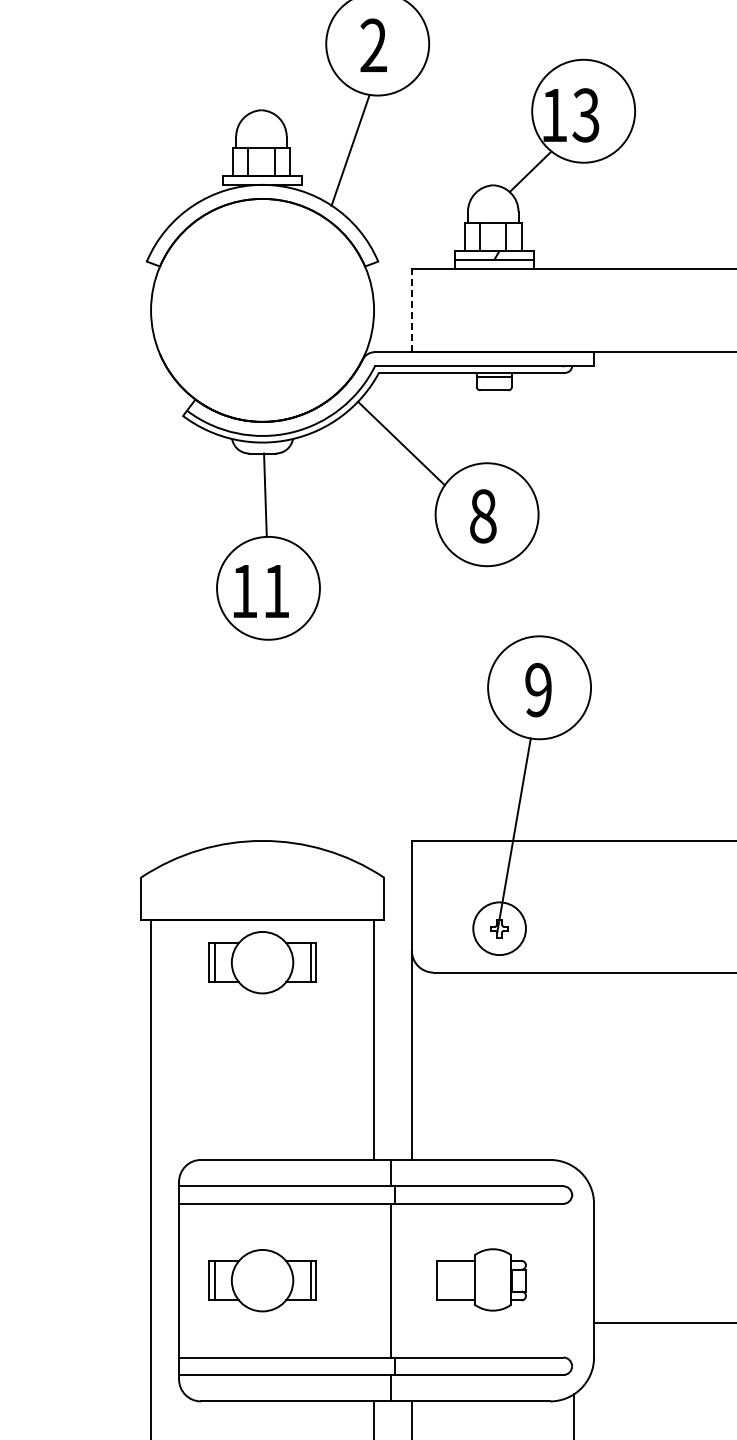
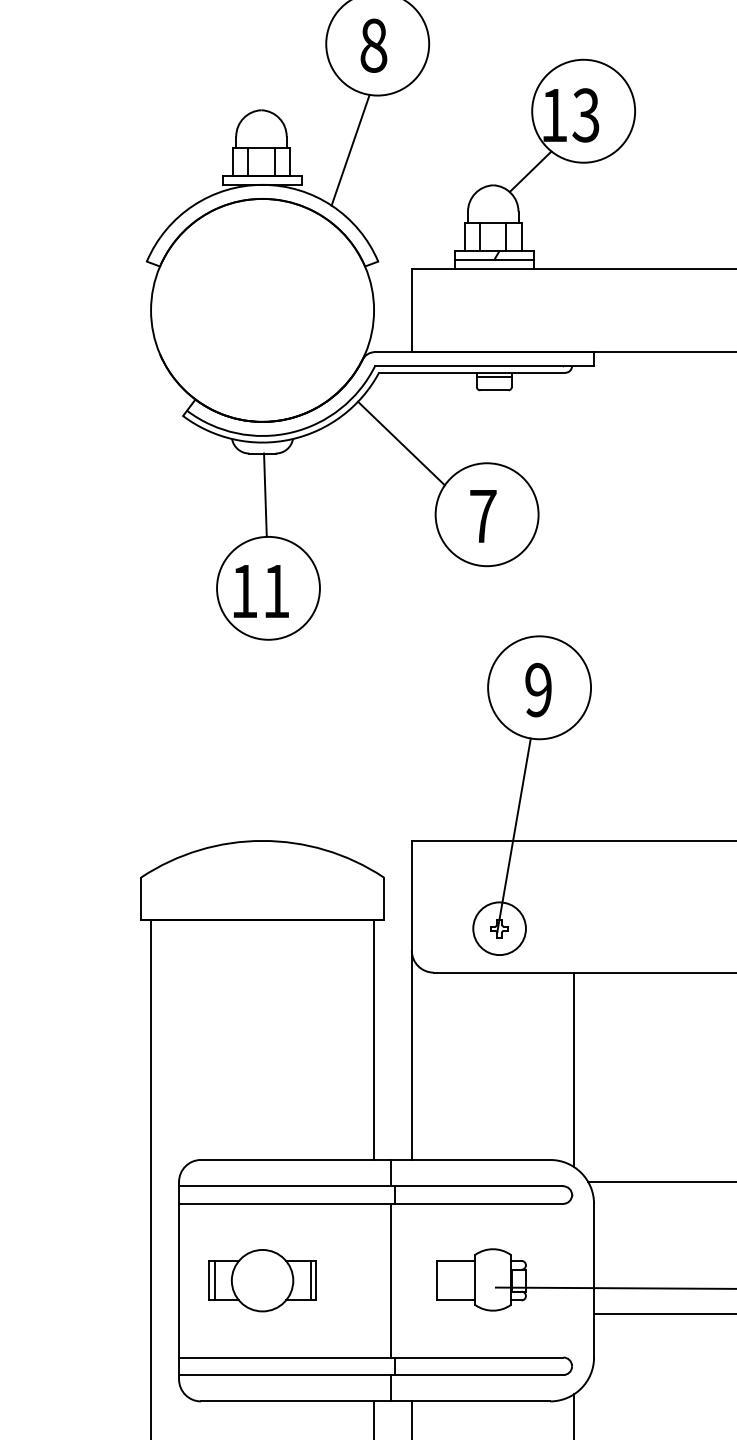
text: 2 -> 8 (373, 45)
line: dashed -> solid (411, 310)
text: 8 -> 7 (483, 516)
part: present -> none (262, 962)
line: none -> present (574, 1069)
line: none -> present (660, 1181)
line: none -> present (614, 1287)
line position: (663, 1322) -> (663, 1313) (663, 1313)
